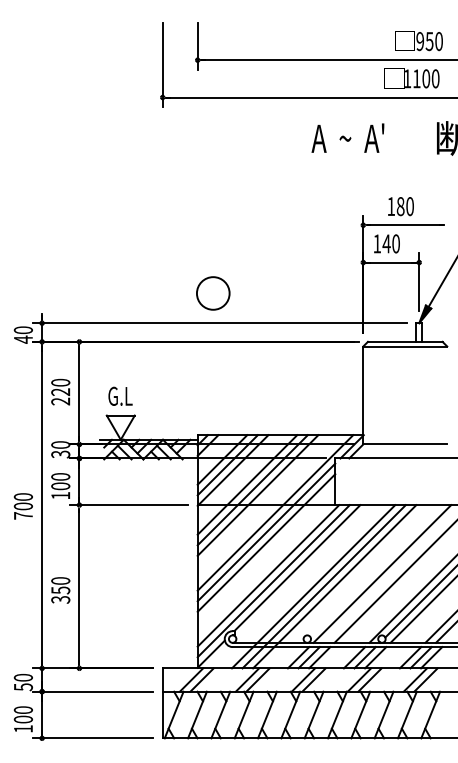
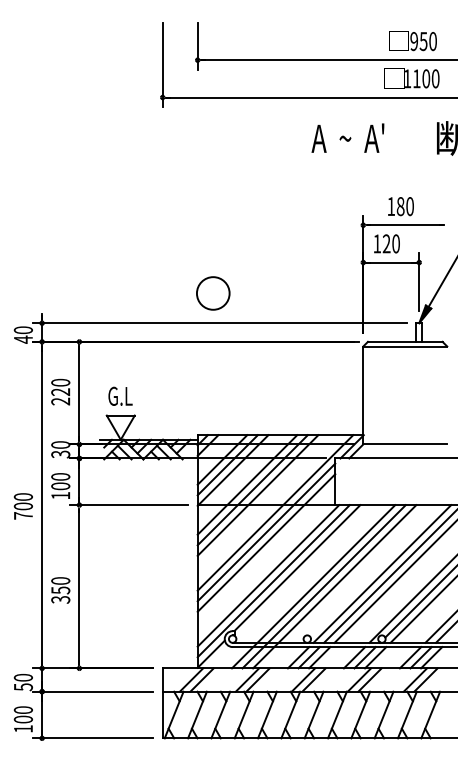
text position: (418, 41) -> (412, 41) (412, 41)
text: 140 -> 120 (386, 243)
line: none -> present (389, 577)
